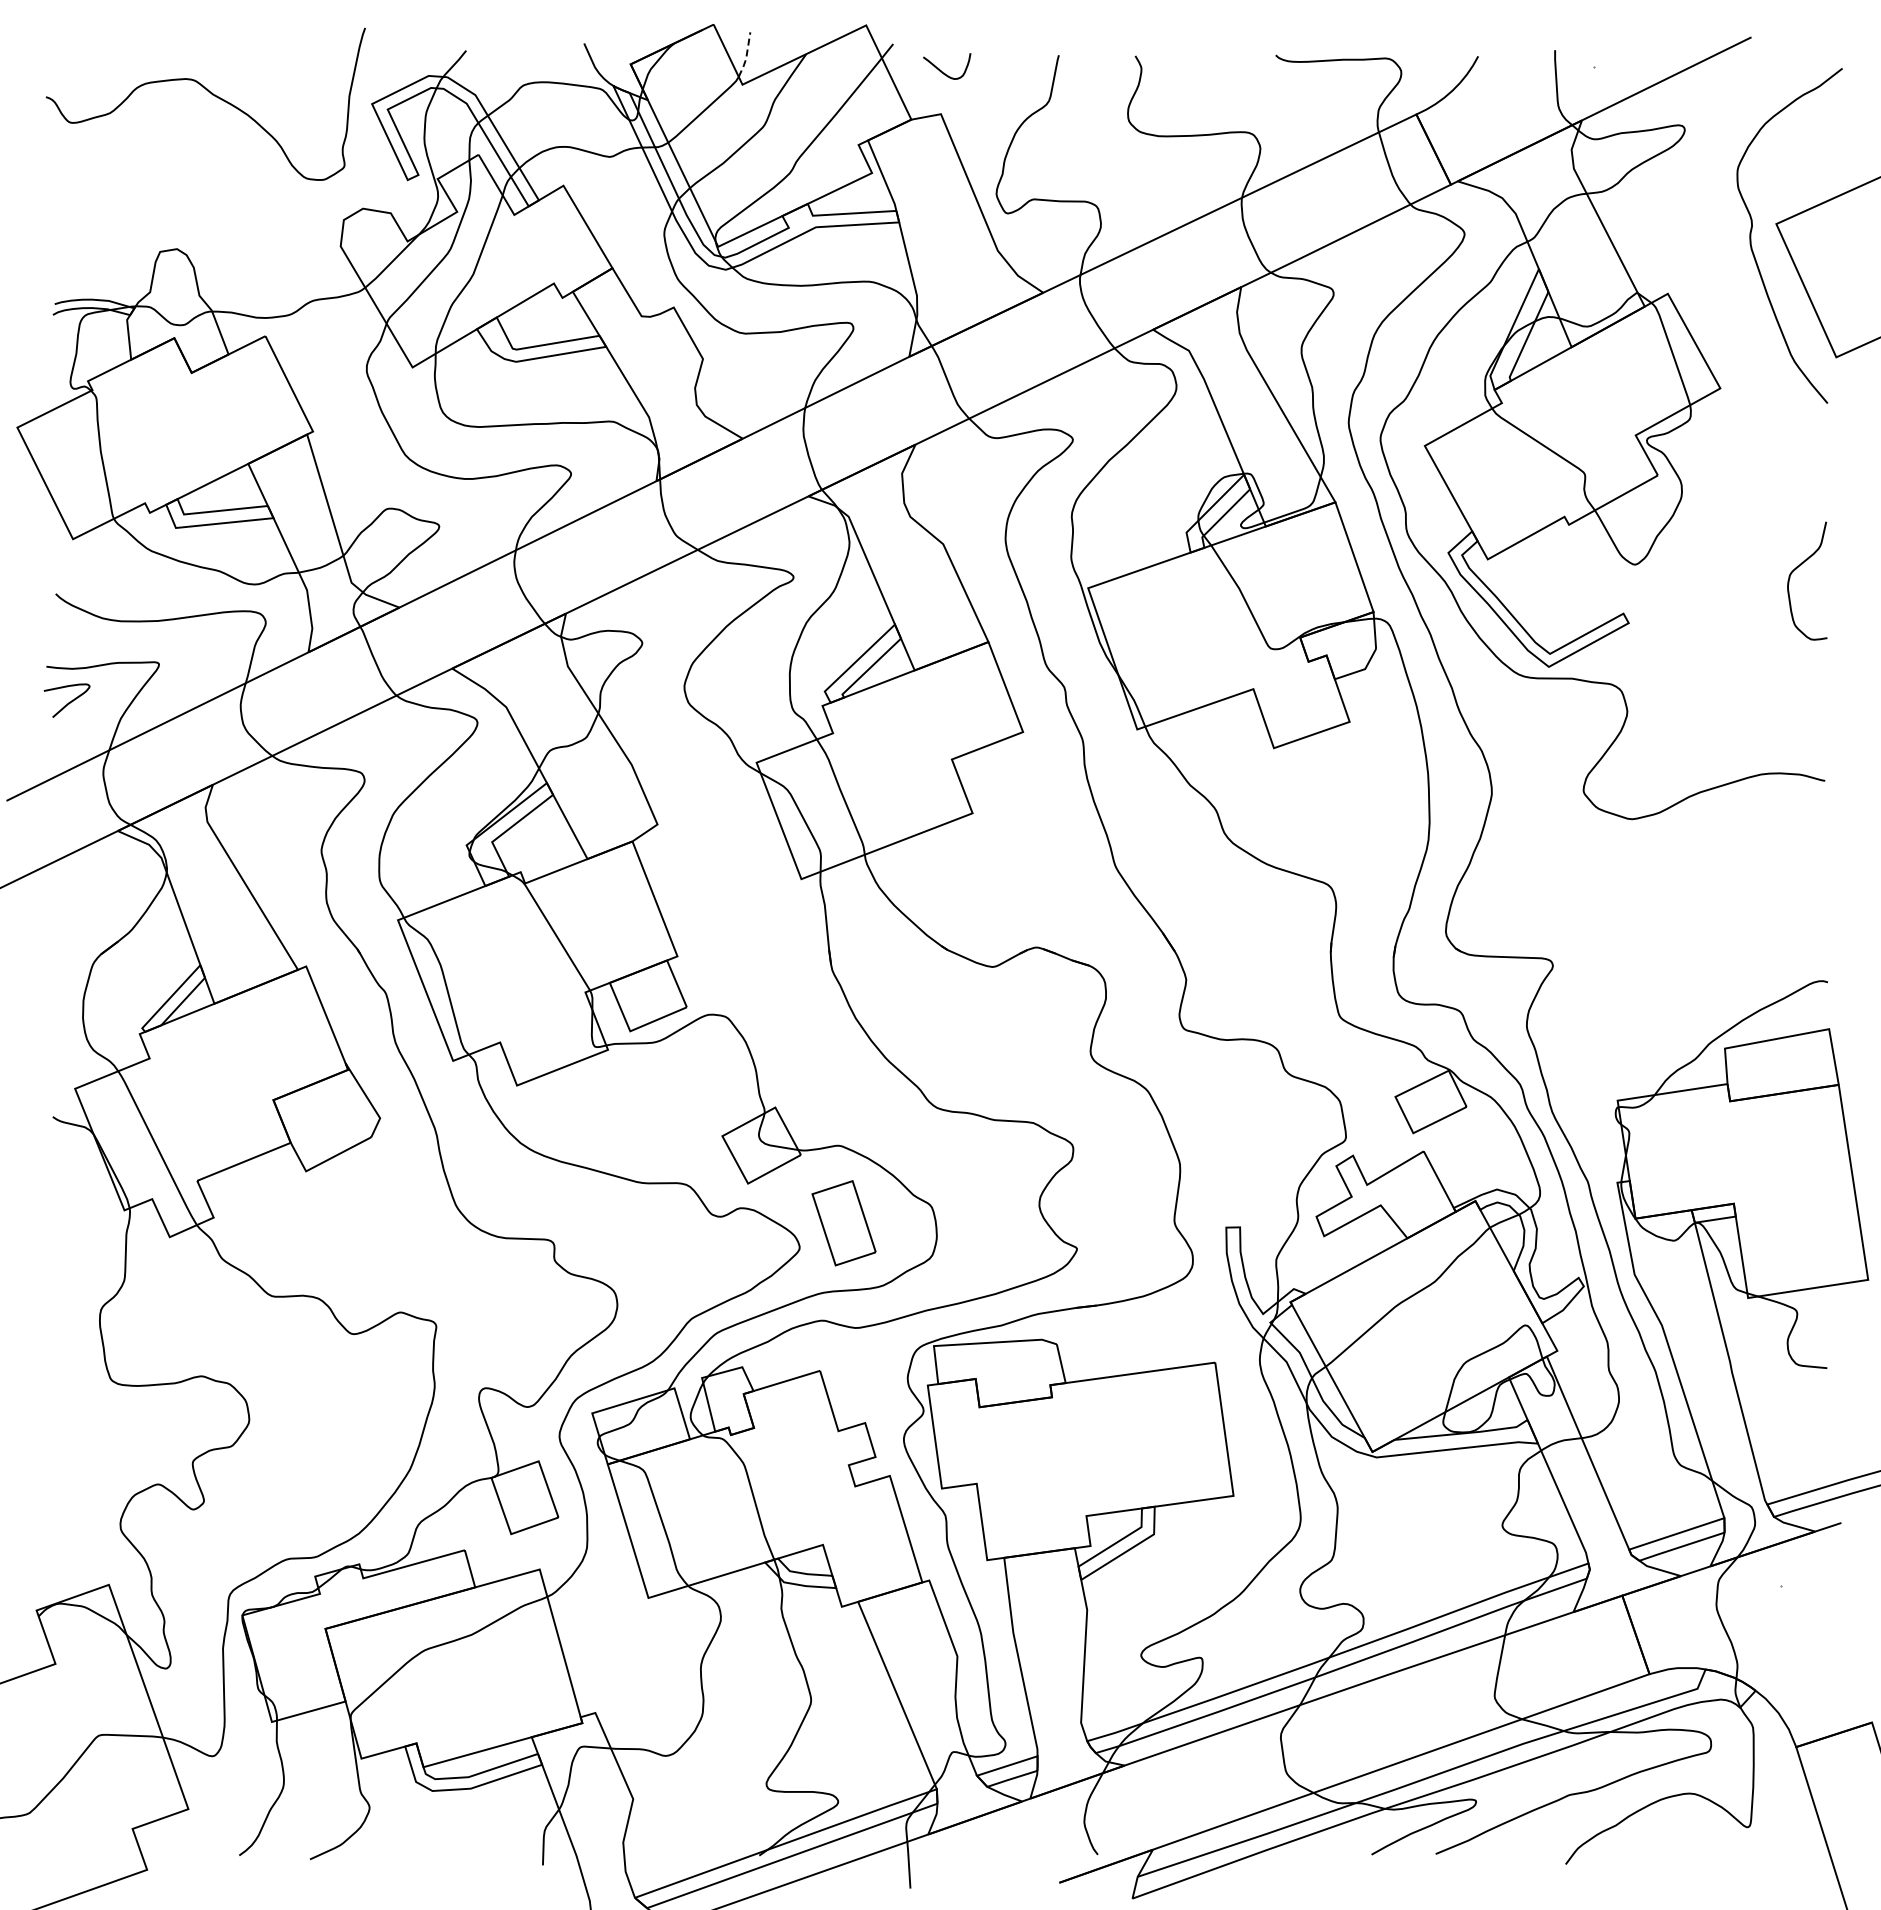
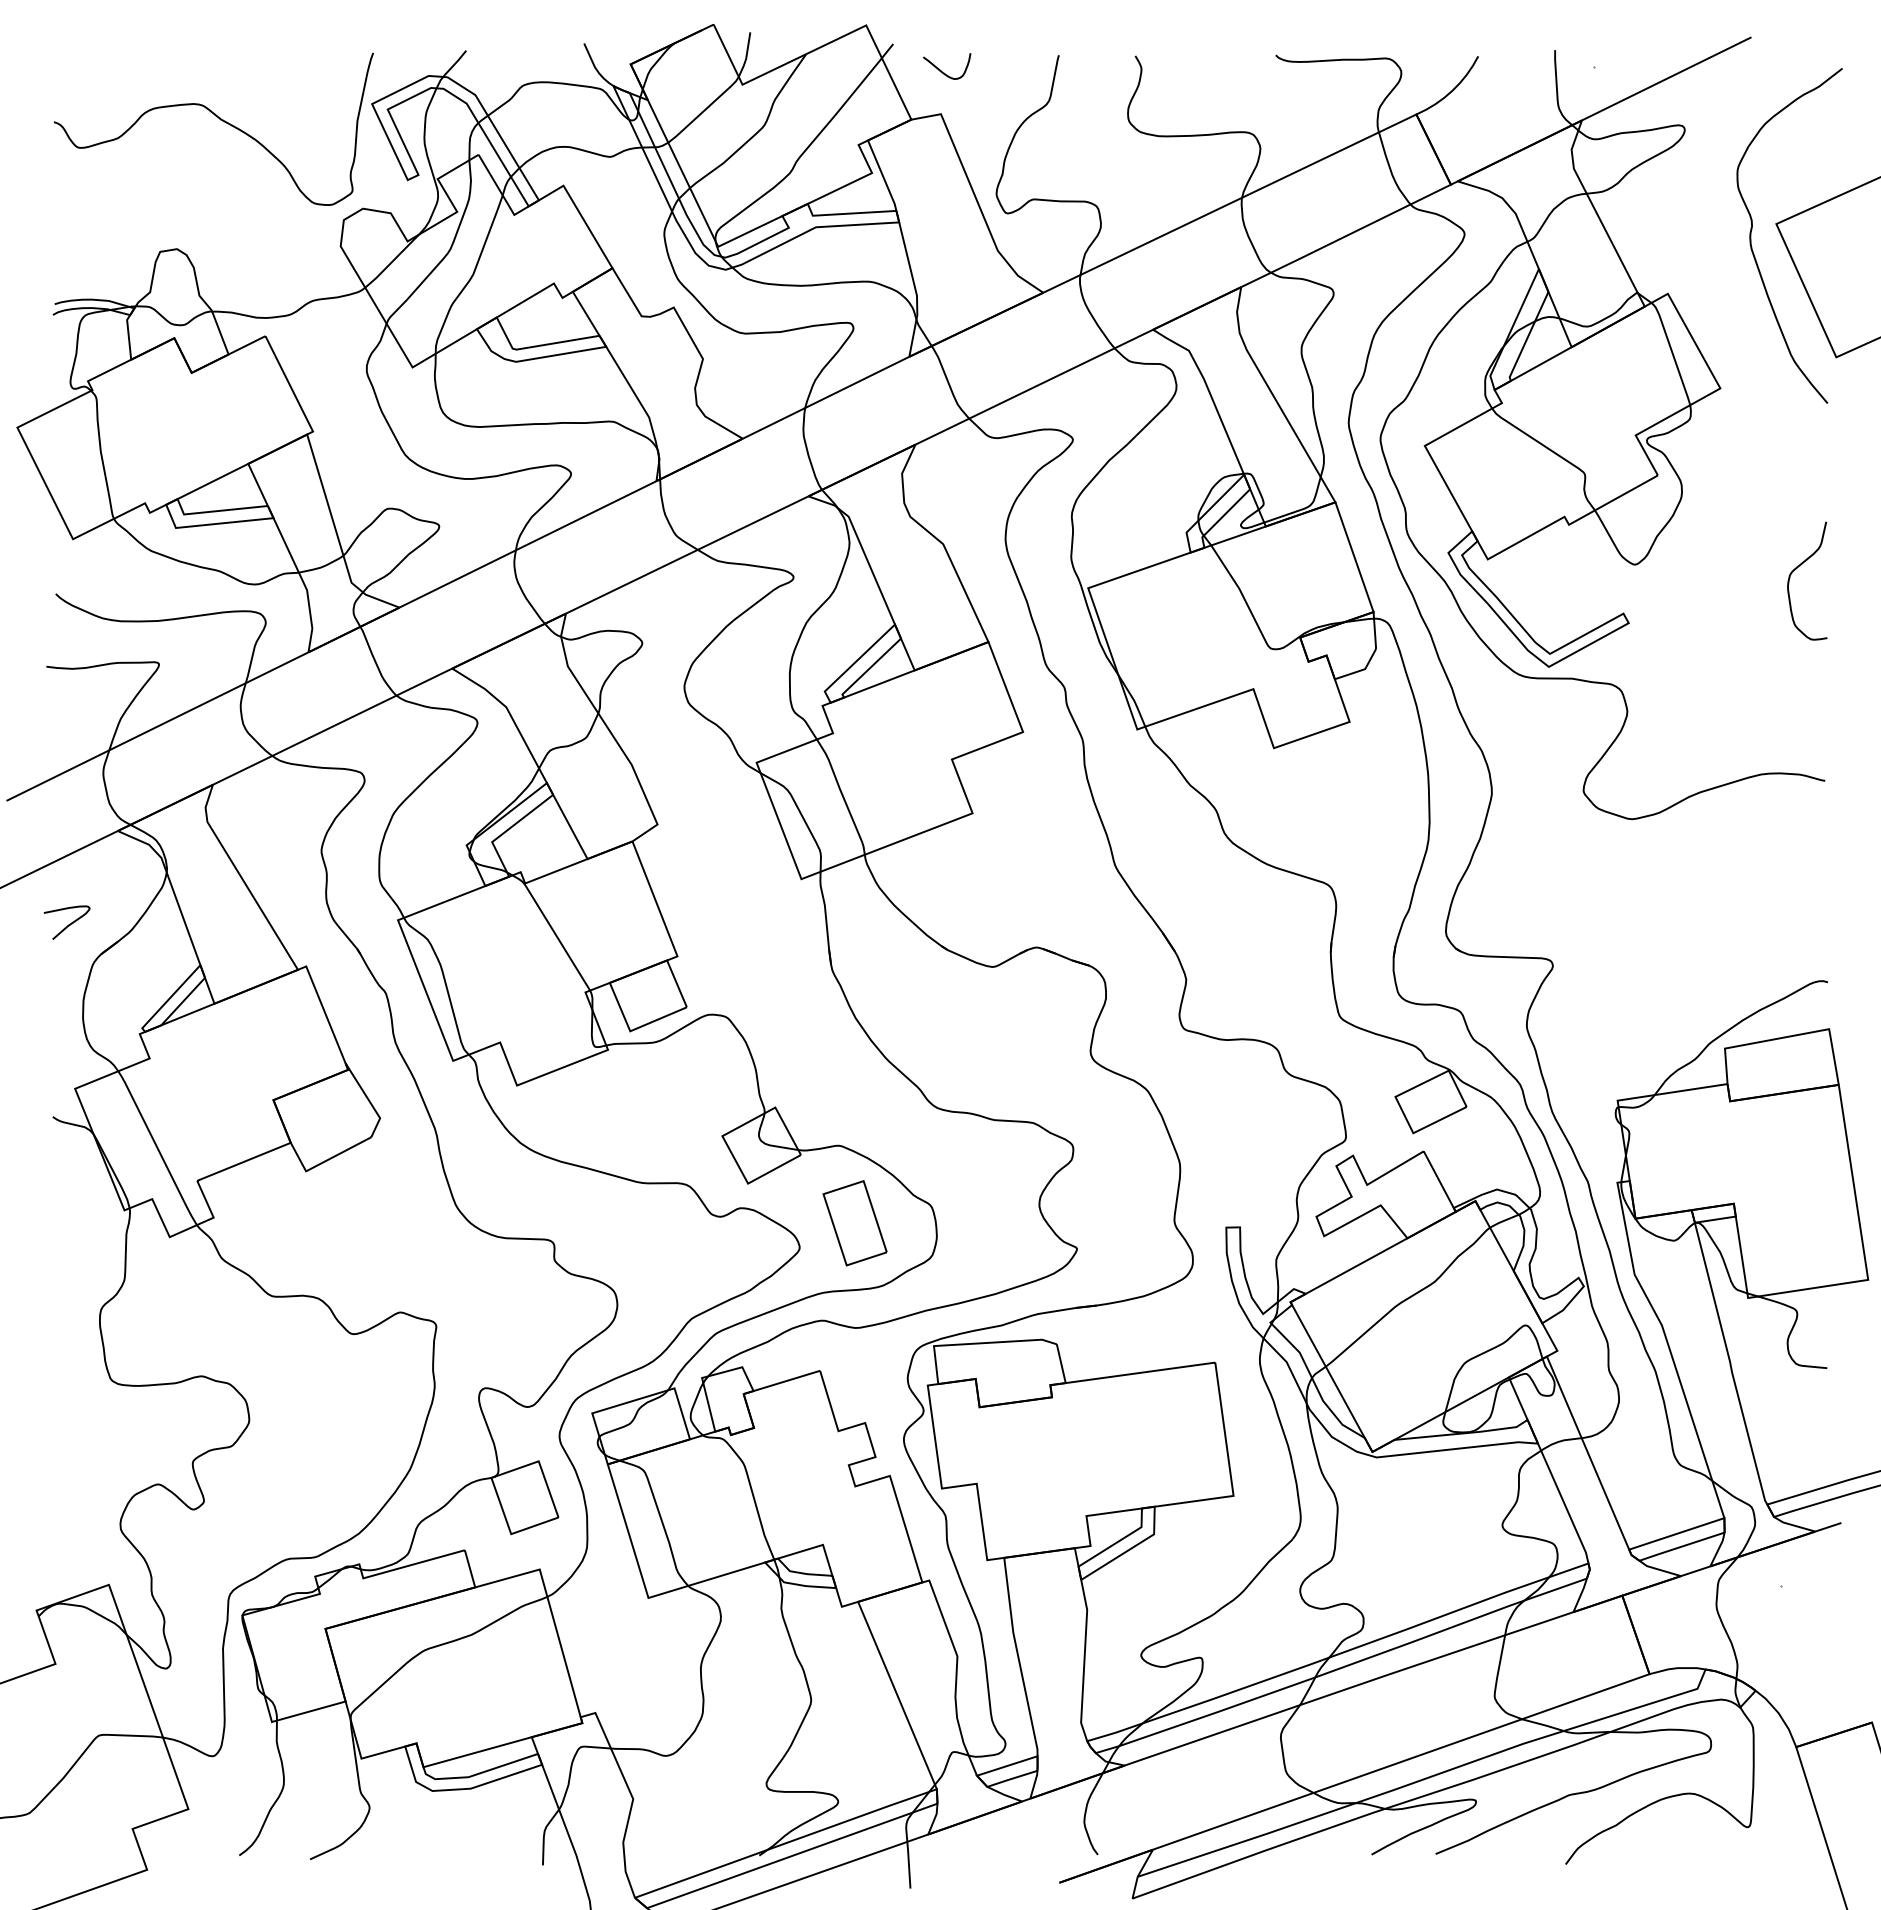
line: dashed -> solid (746, 56)
curve position: (212, 95) -> (220, 120) (220, 120)
curve position: (68, 702) -> (68, 924) (68, 924)
part position: (843, 1223) -> (854, 1223) (854, 1223)
